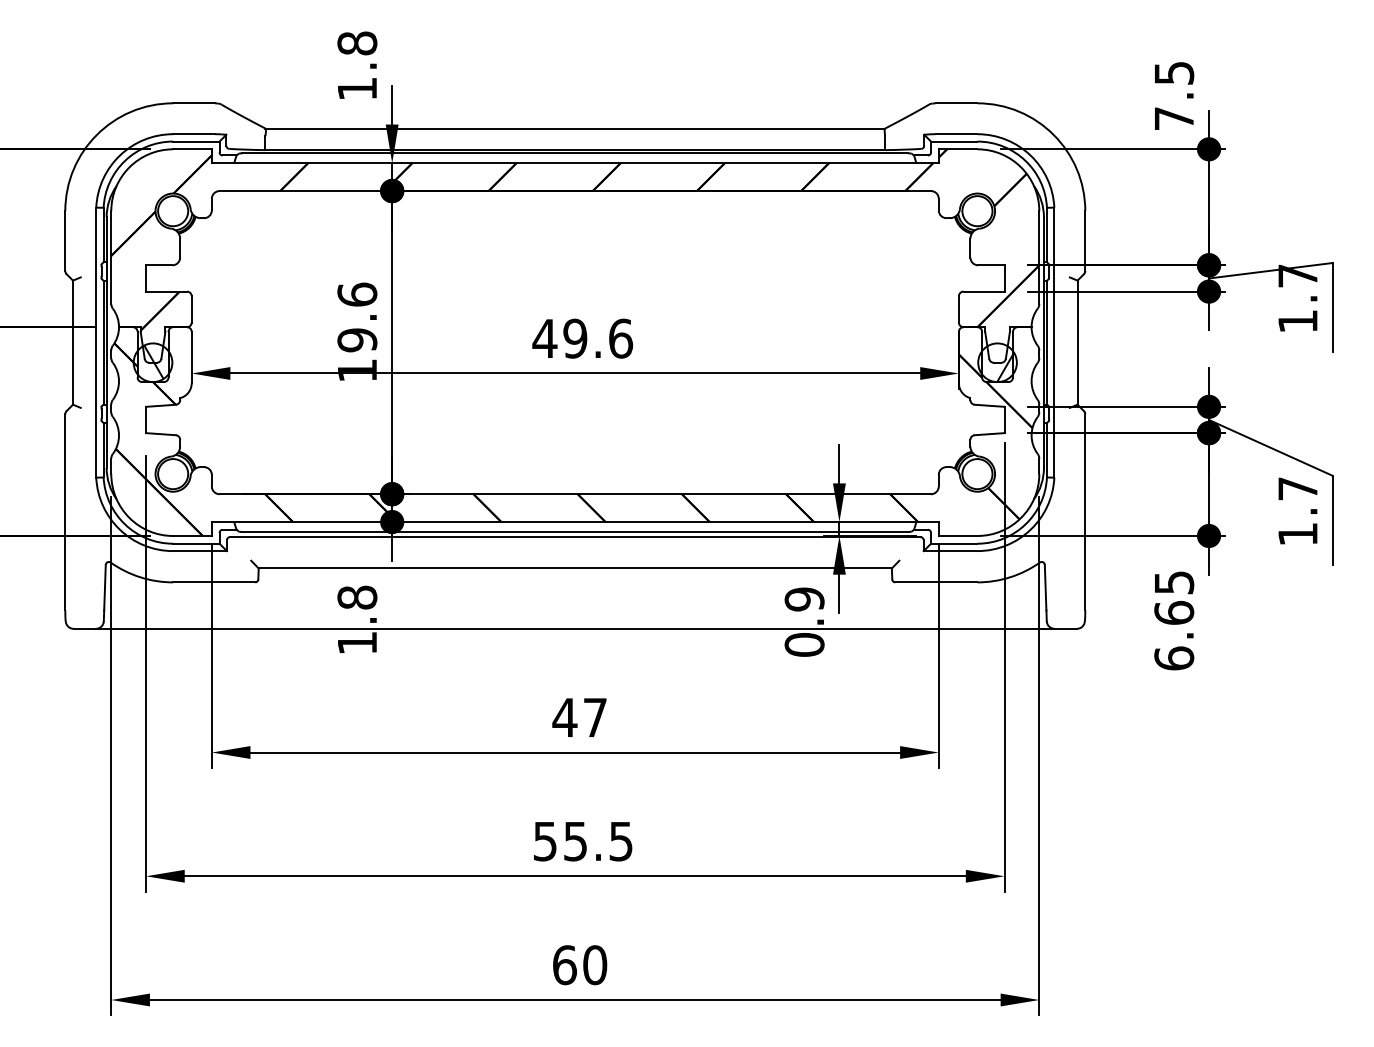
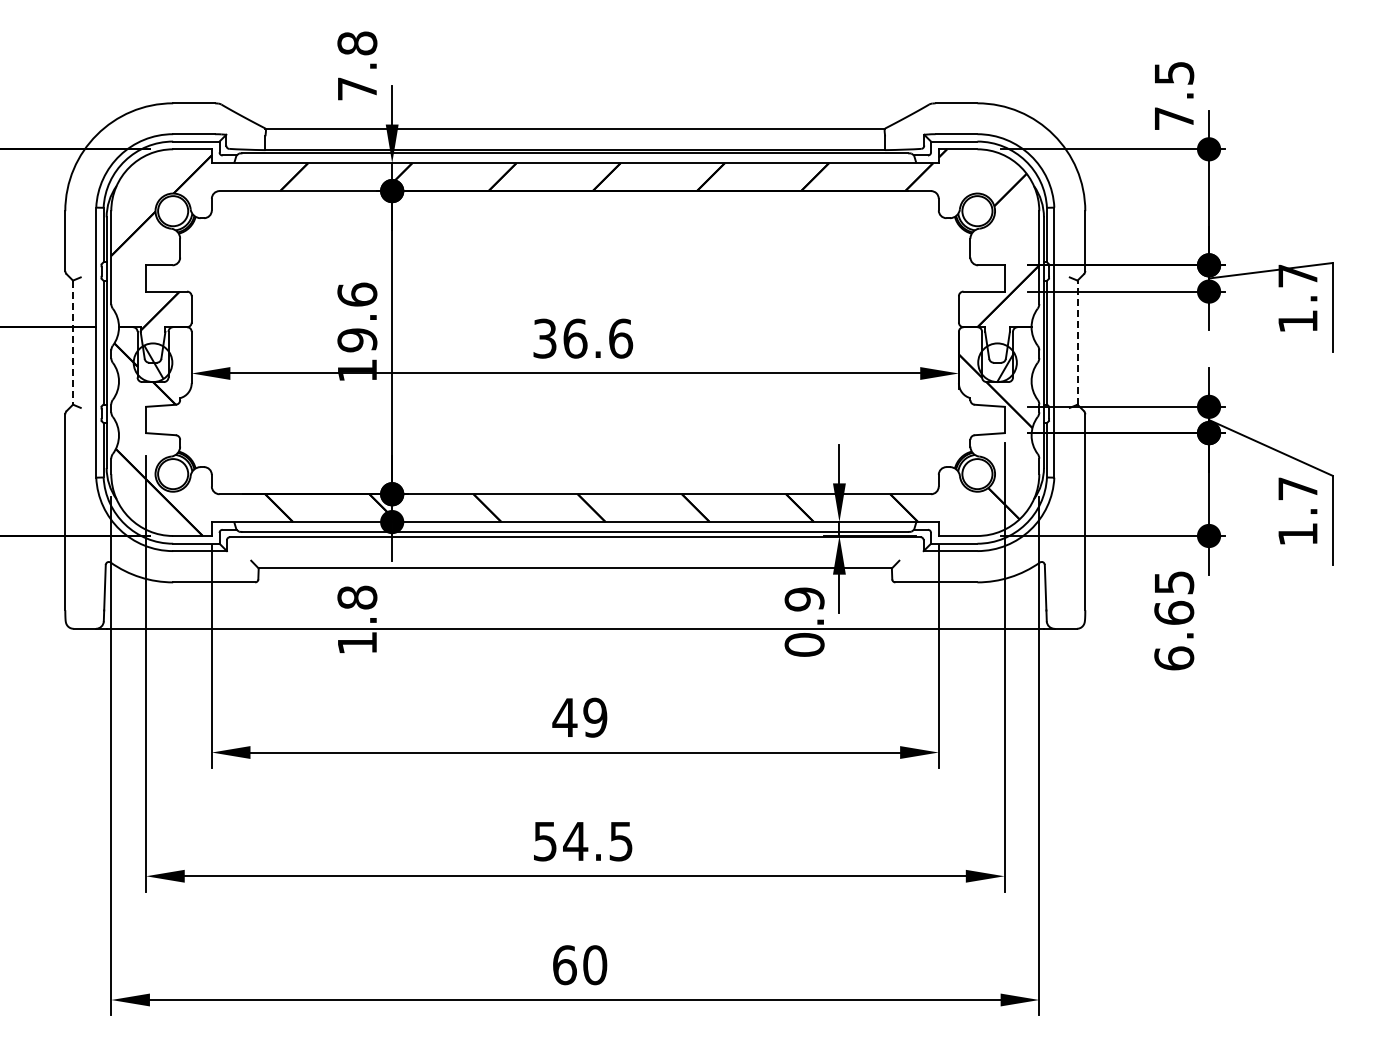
text: 1.8 -> 7.8 (357, 88)
text: 49.6 -> 36.6 (559, 338)
line: solid -> dashed (1077, 342)
line: solid -> dashed (73, 343)
text: 47 -> 49 (595, 717)
text: 55.5 -> 54.5 (575, 841)
